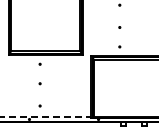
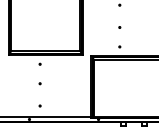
line: dashed -> solid (46, 117)
